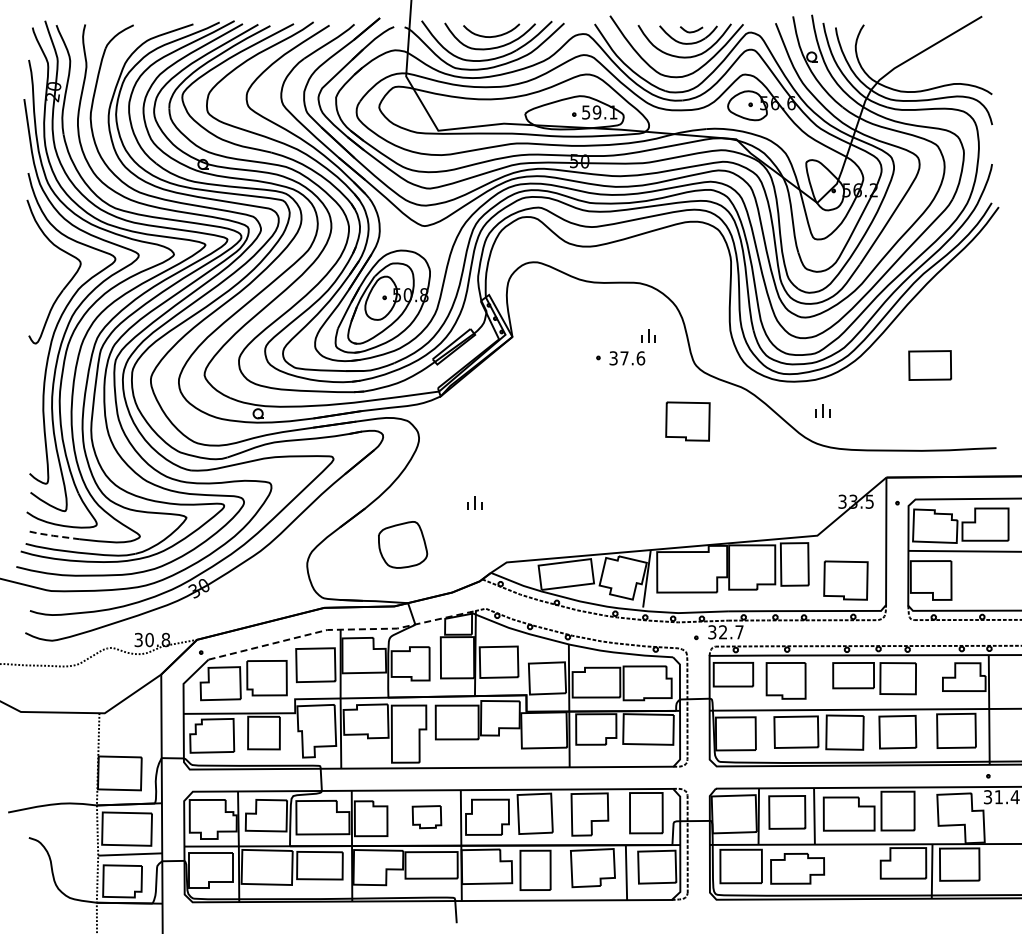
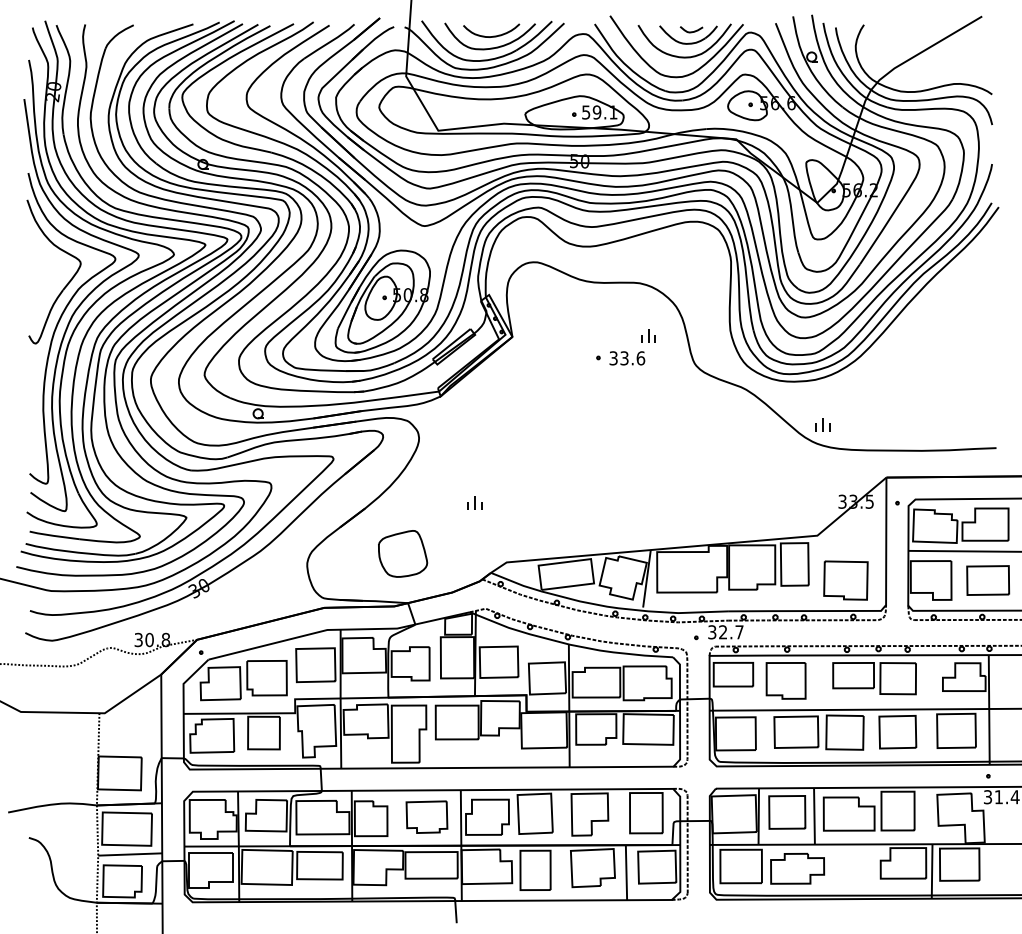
text: 37.6 -> 33.6 (624, 358)
part position: (930, 365) -> (988, 580) (988, 580)
part position: (822, 410) -> (822, 424) (822, 424)
part: present -> none (687, 421)
line: dashed -> solid (53, 535)
part position: (403, 544) -> (403, 553) (403, 553)
line: dashed -> solid (338, 629)
part size: 32x25 px -> 44x34 px (426, 816)
